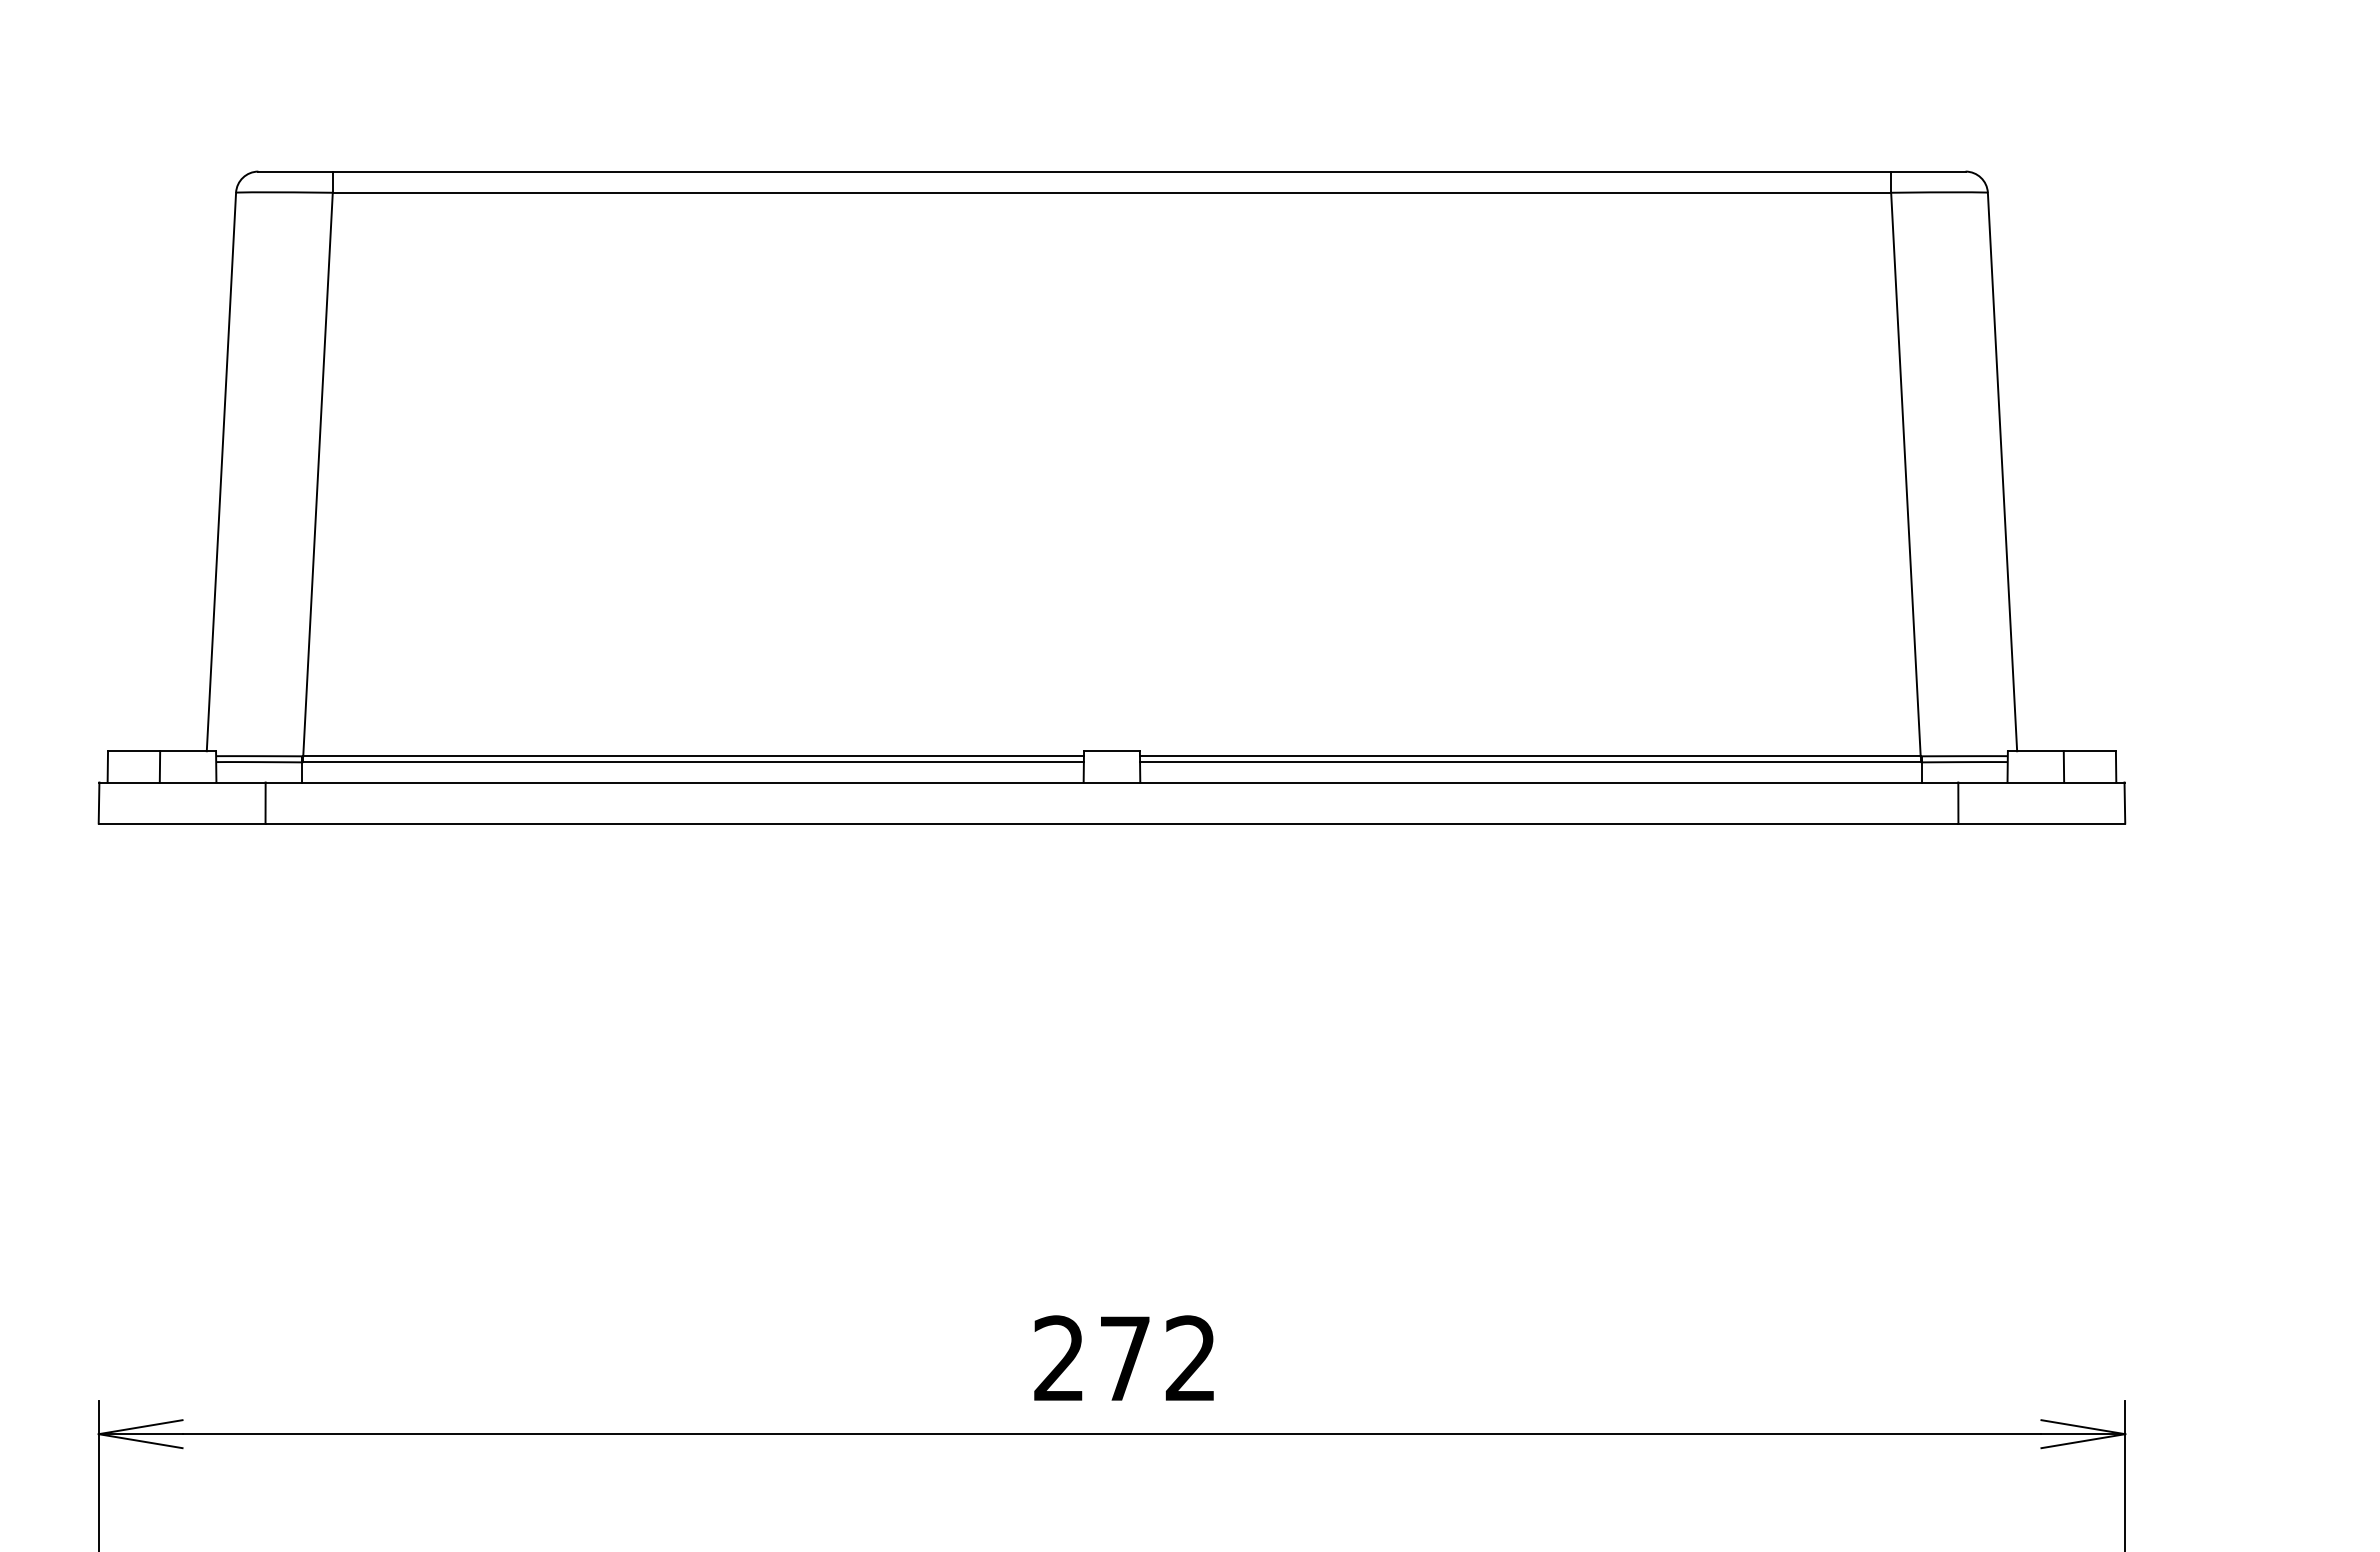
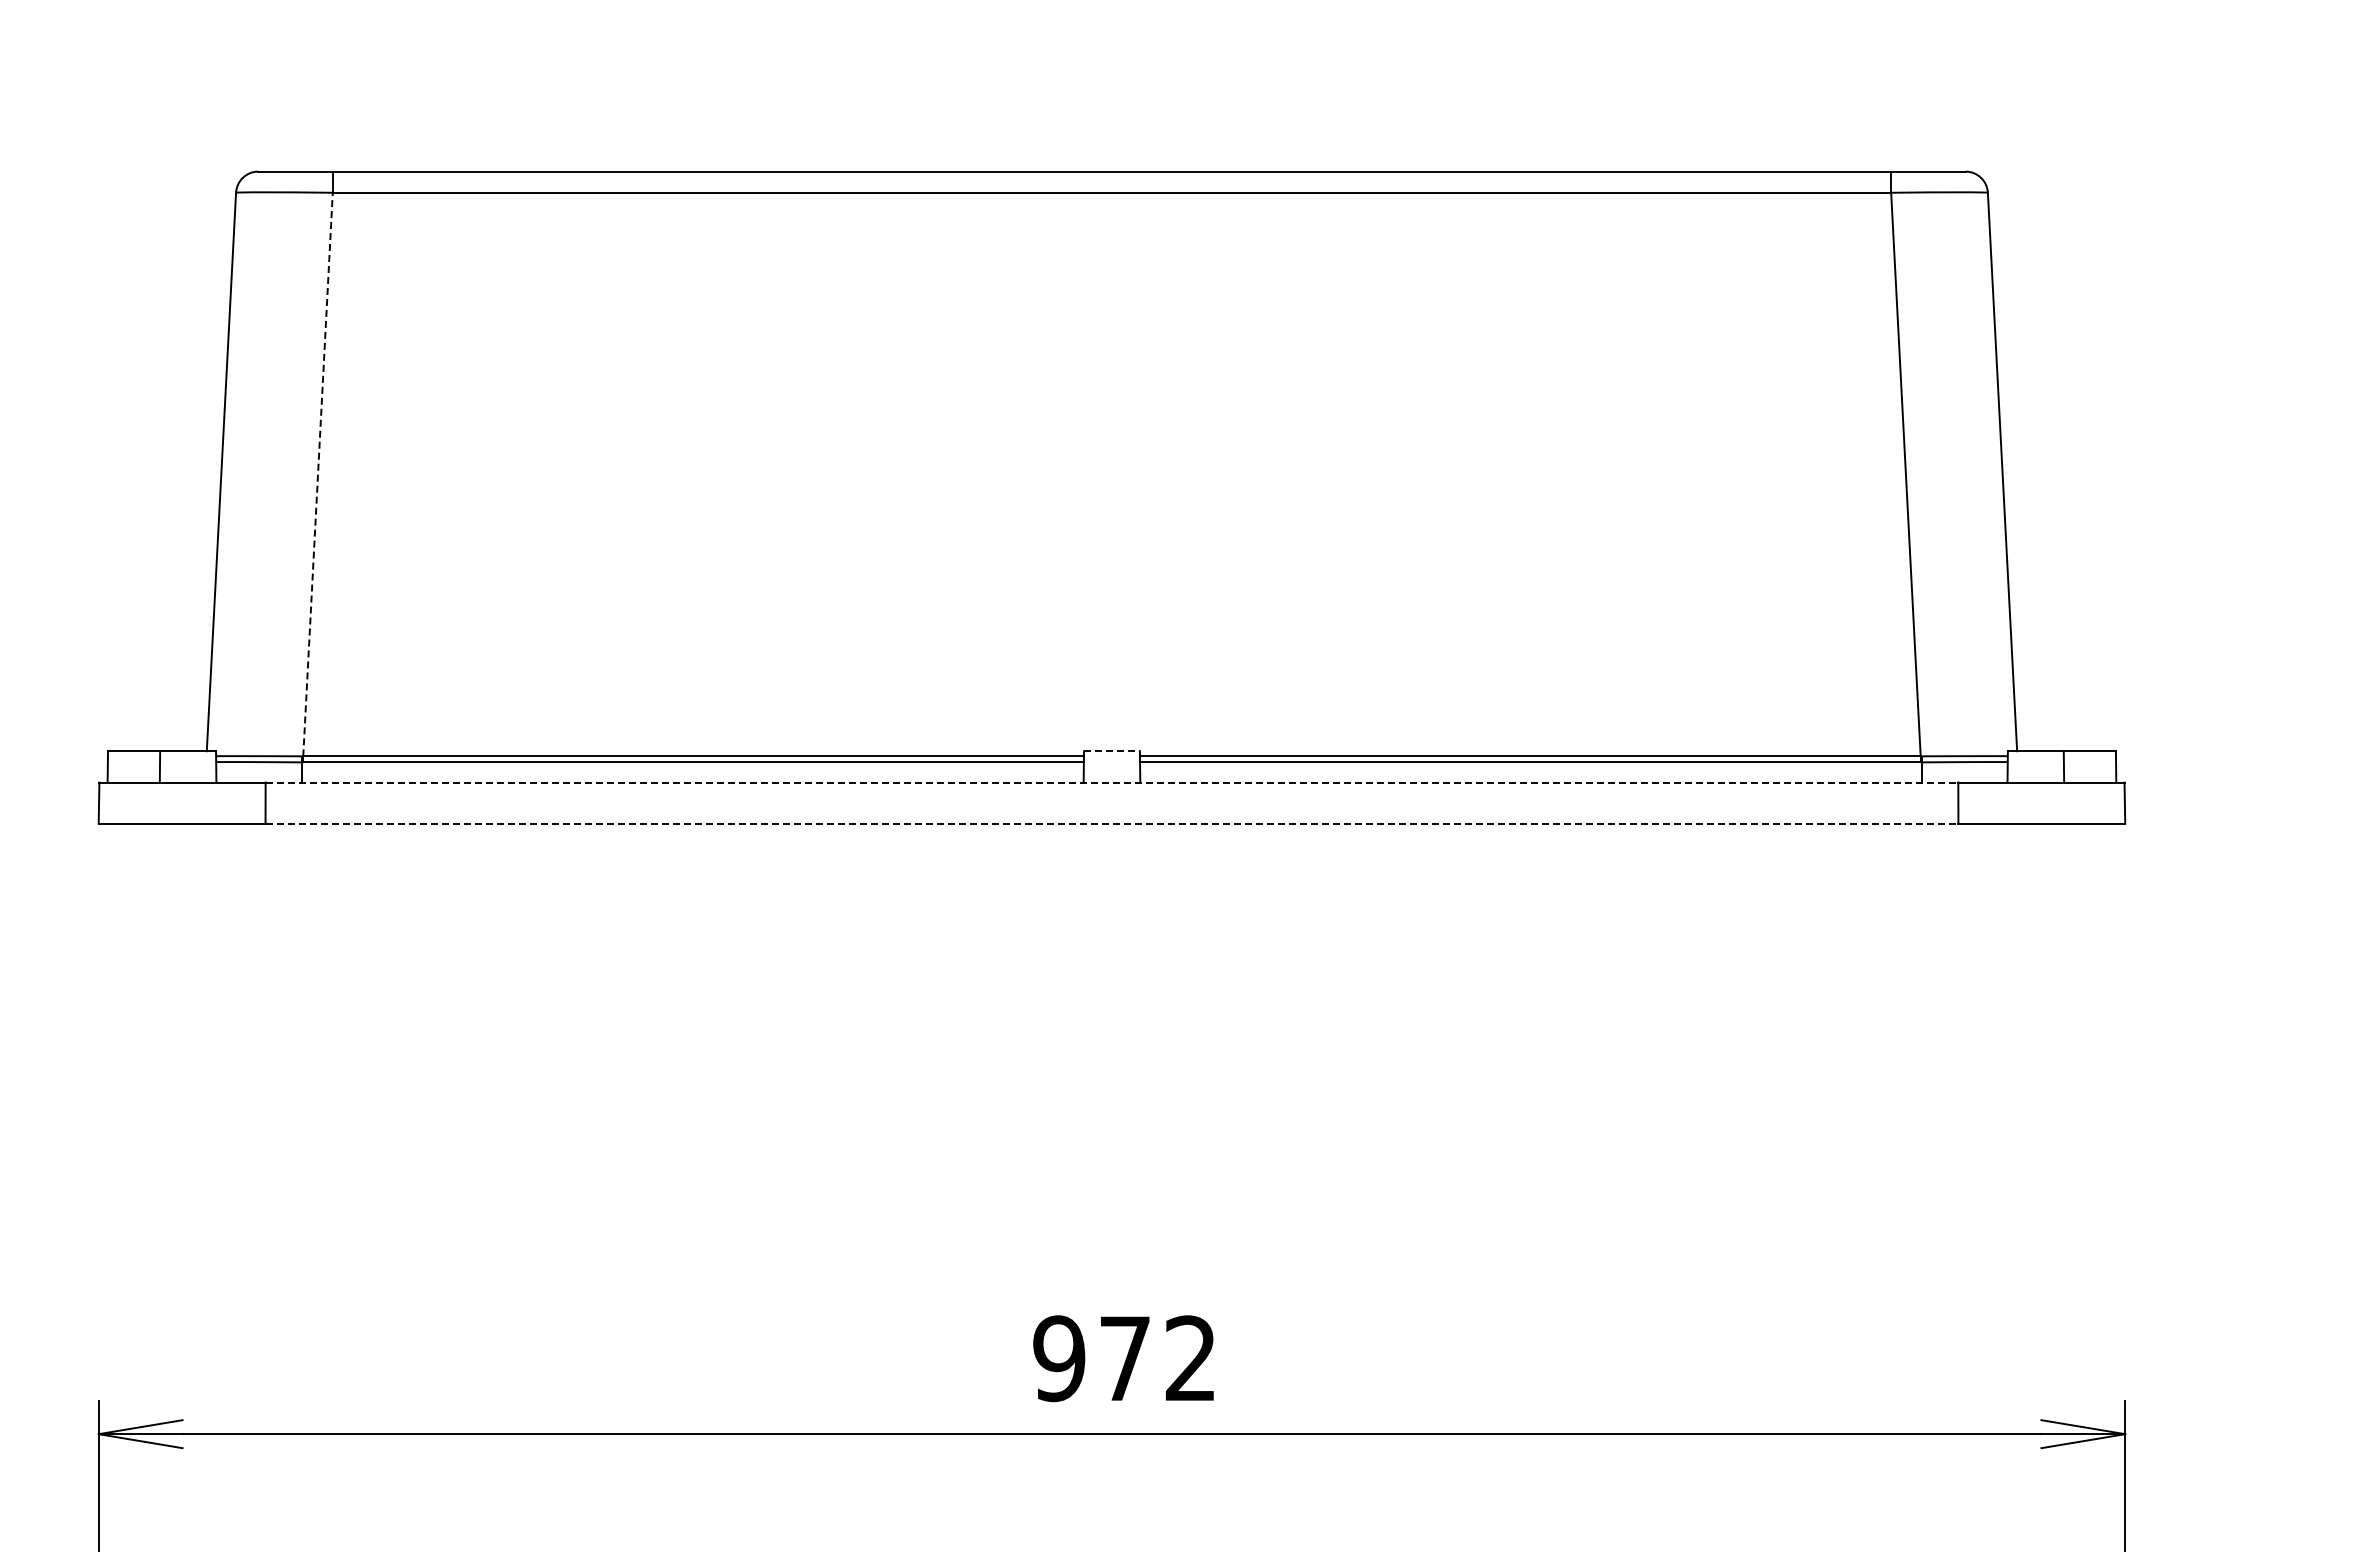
line: solid -> dashed (318, 474)
line: solid -> dashed (1111, 751)
line: solid -> dashed (1112, 782)
line: solid -> dashed (1112, 823)
text: 272 -> 972 (1059, 1358)
